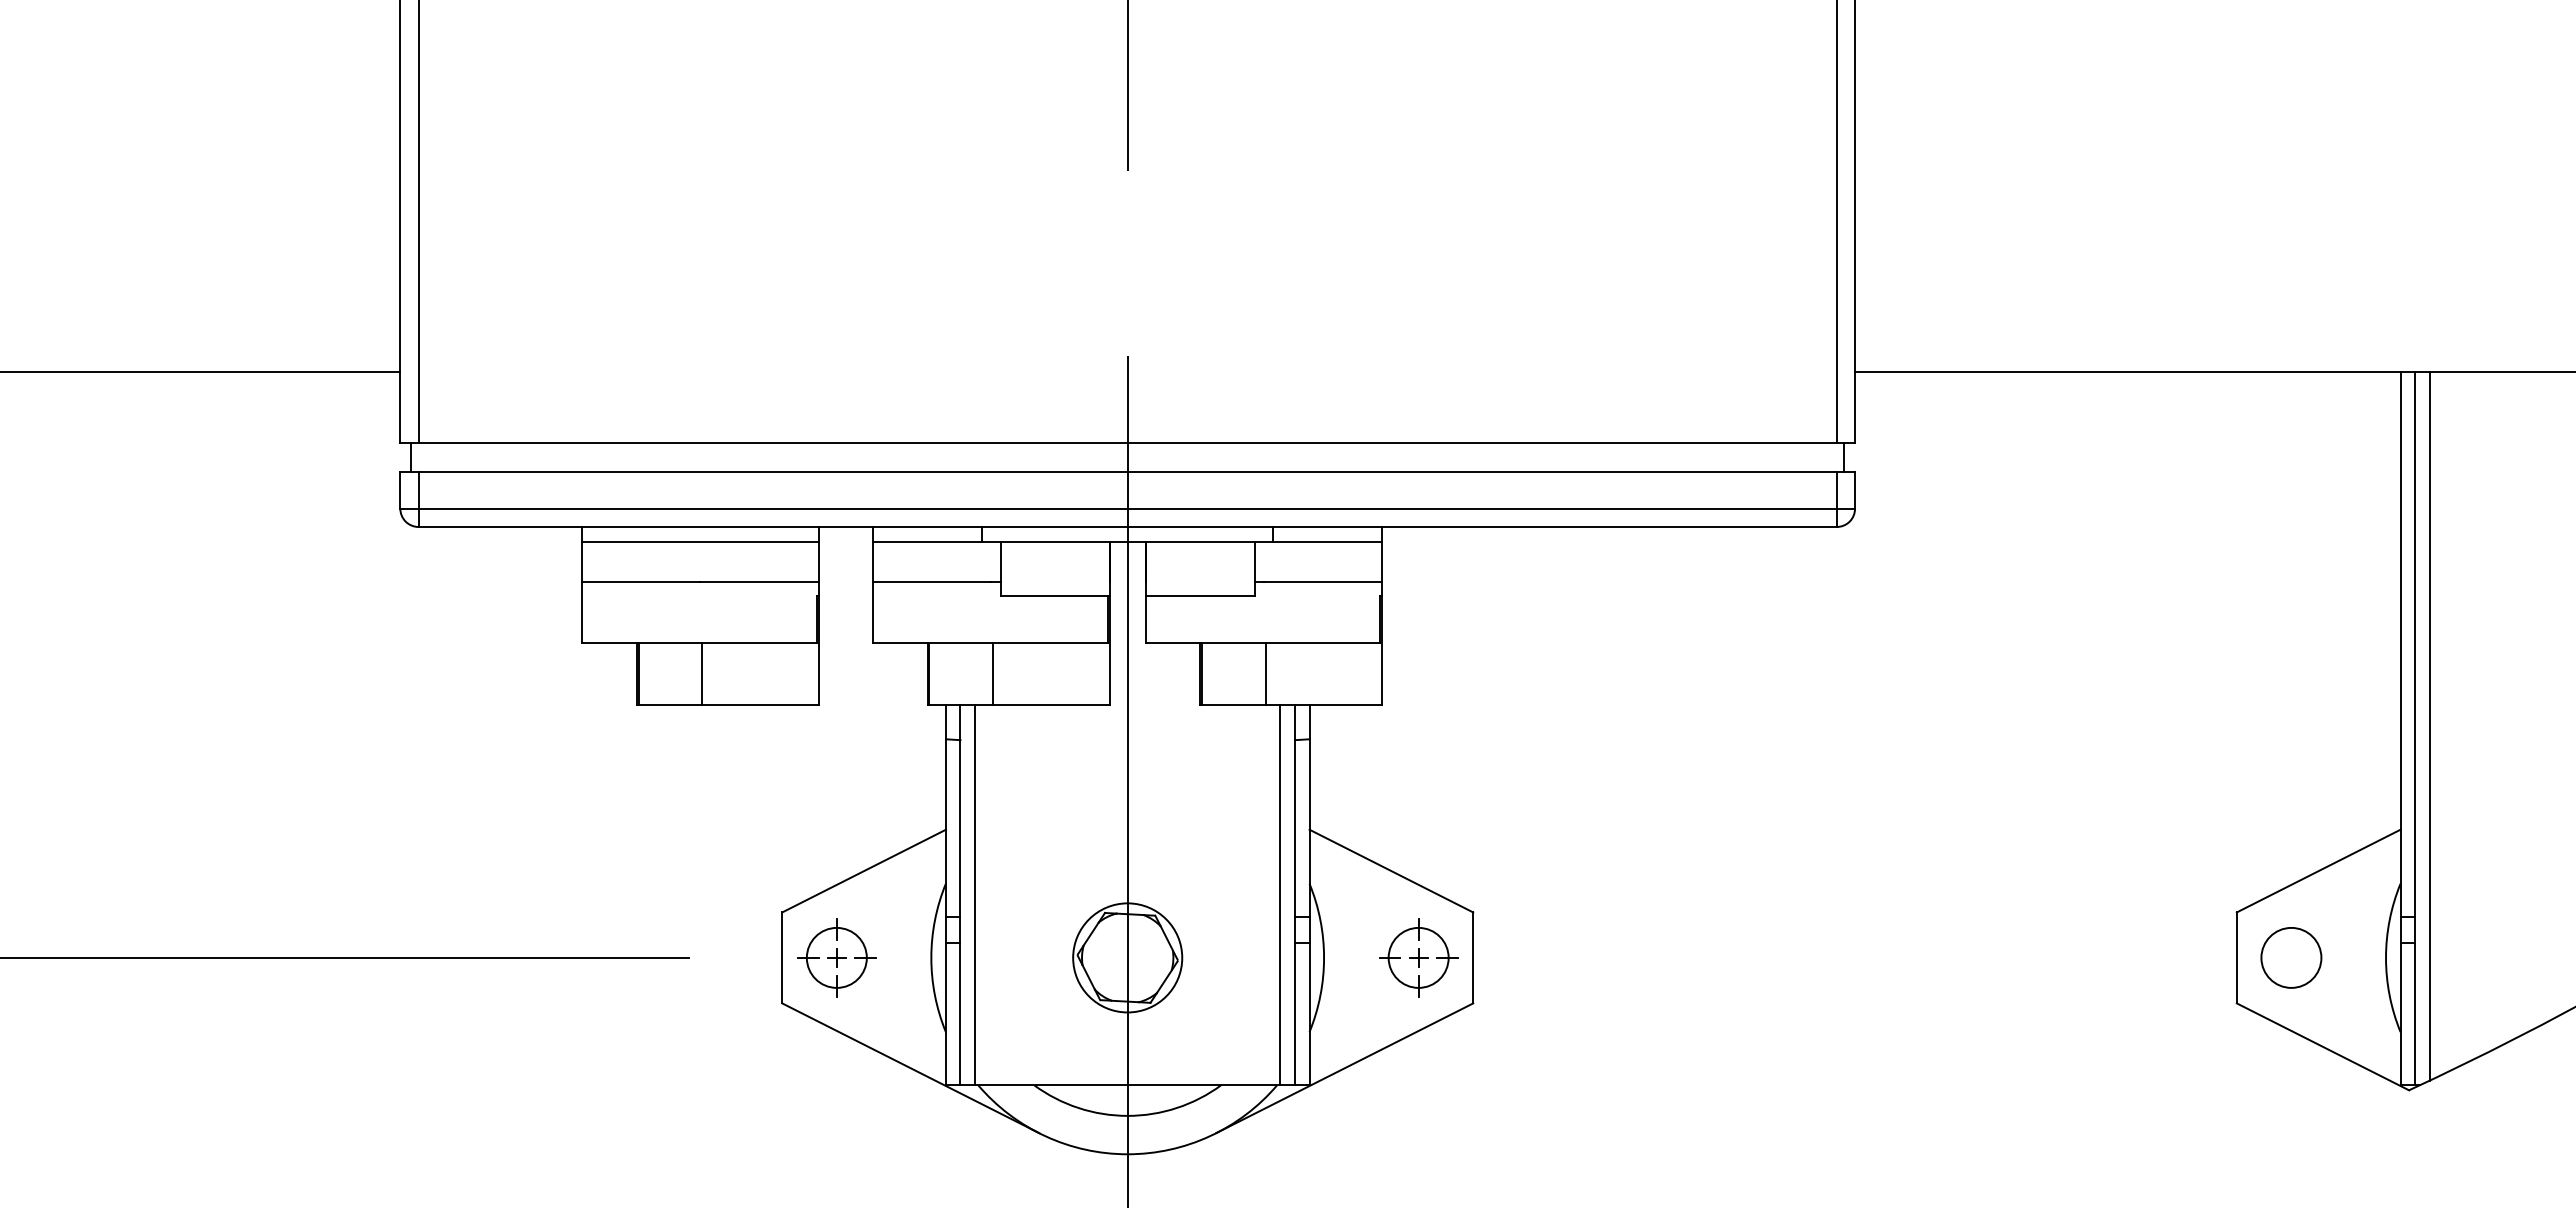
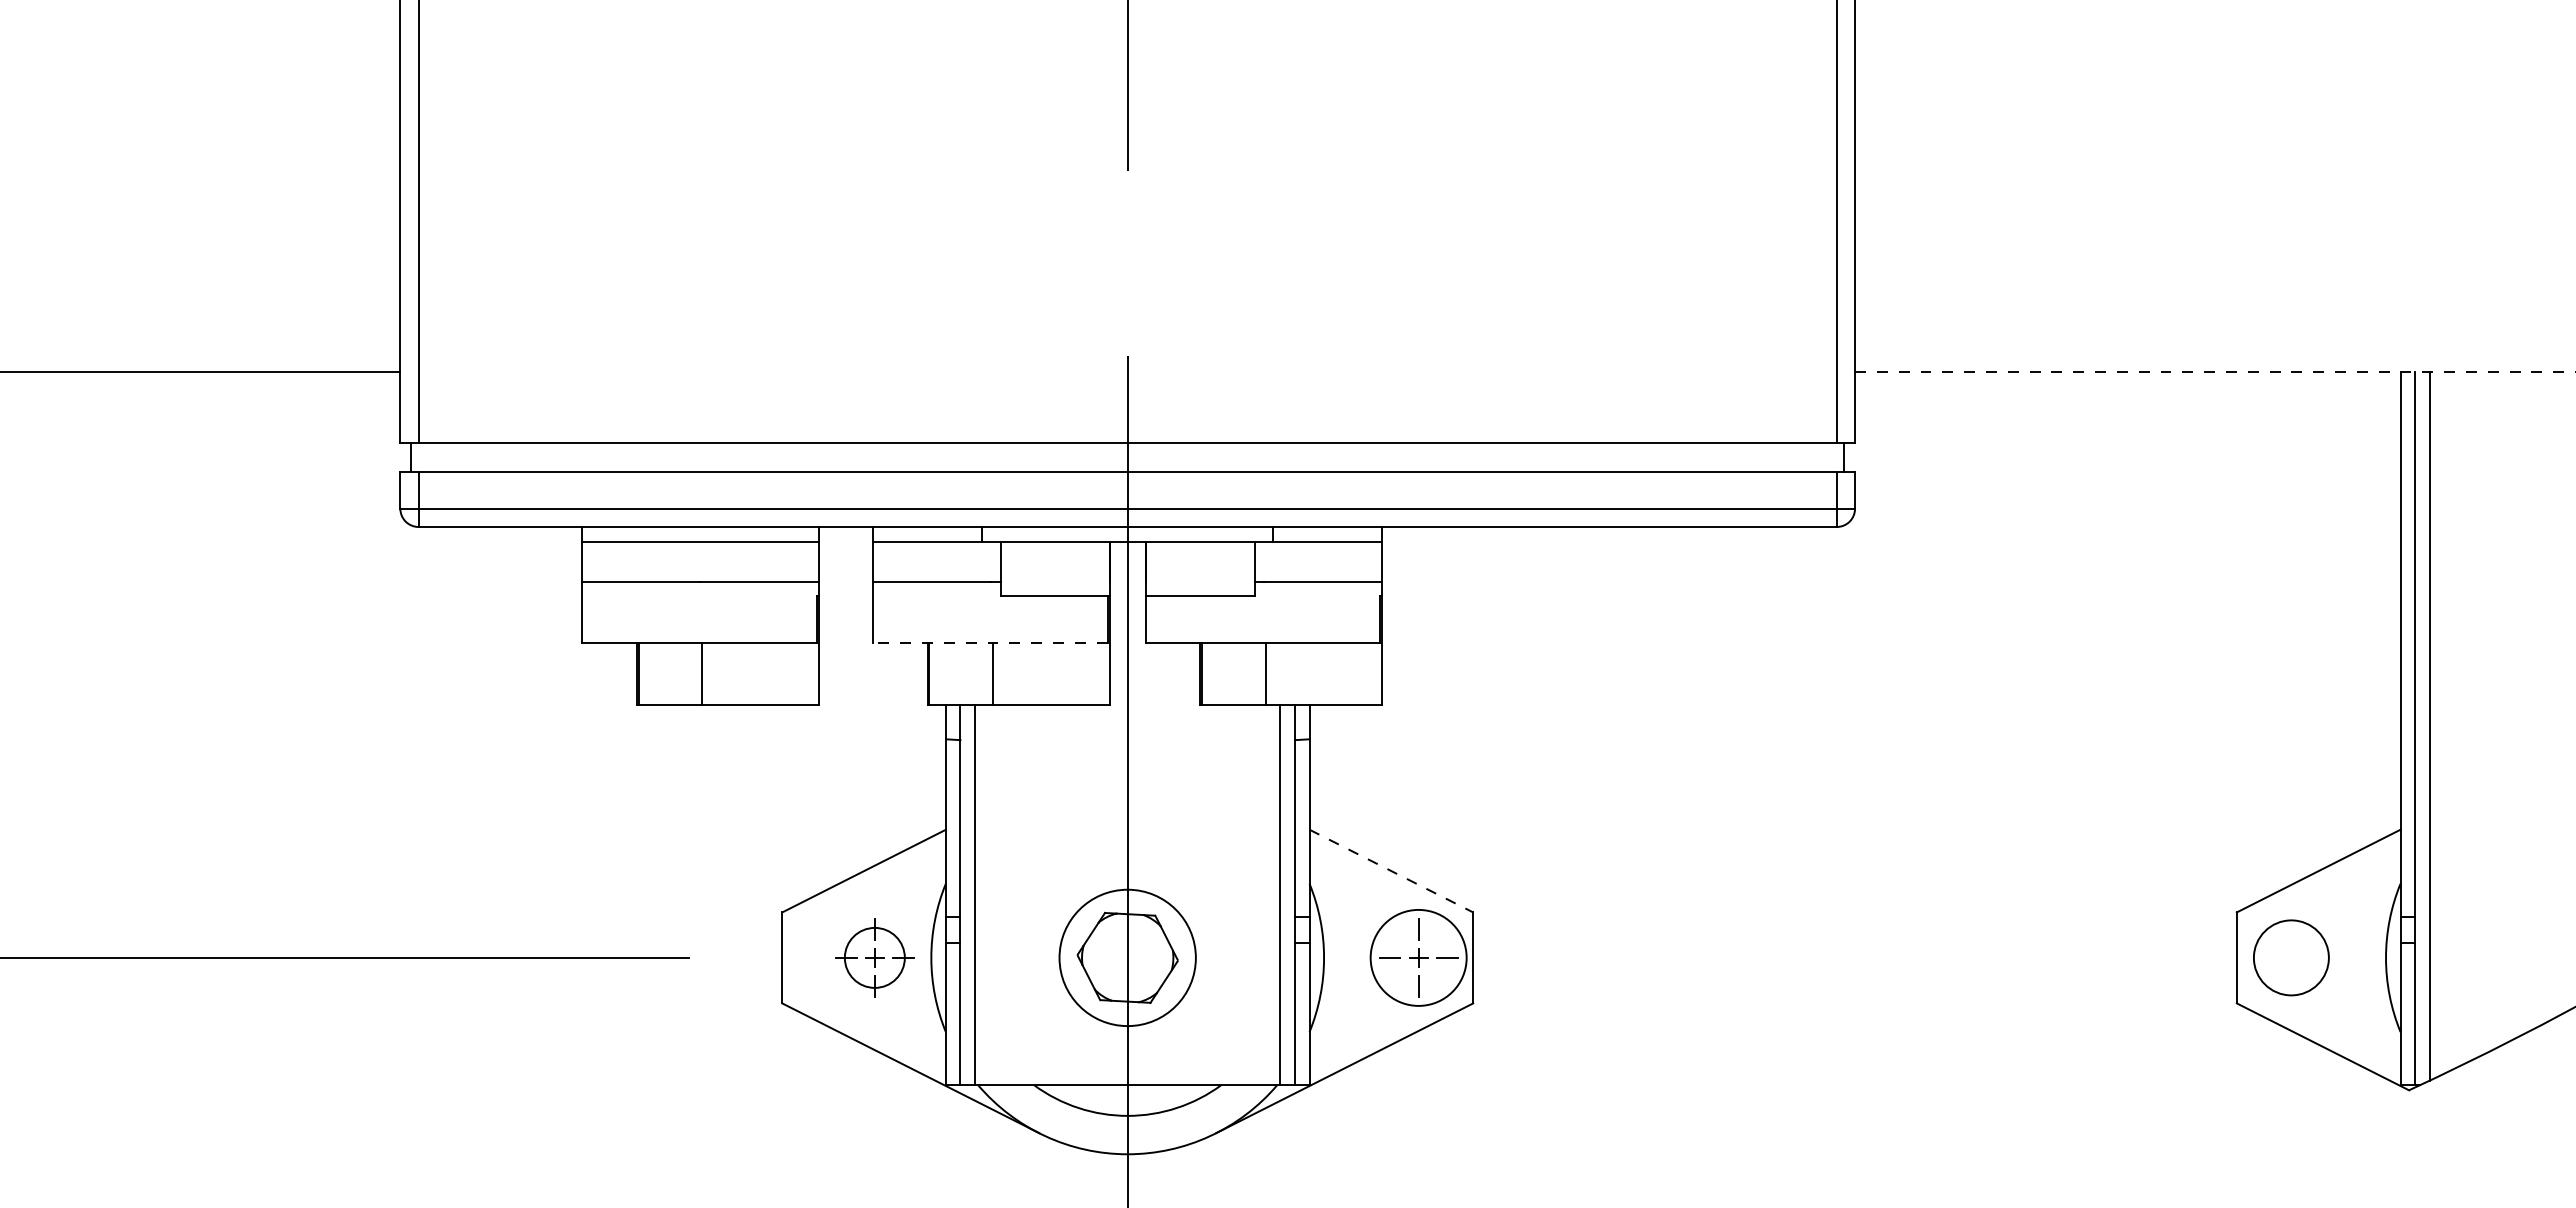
line: solid -> dashed (2215, 372)
line: solid -> dashed (989, 643)
line: solid -> dashed (1391, 871)
part position: (836, 957) -> (874, 957) (874, 957)
circle diameter: 109 px -> 136 px (1127, 957)
circle diameter: 60 px -> 96 px (1418, 957)
circle size: 63x62 px -> 77x78 px (2291, 957)
